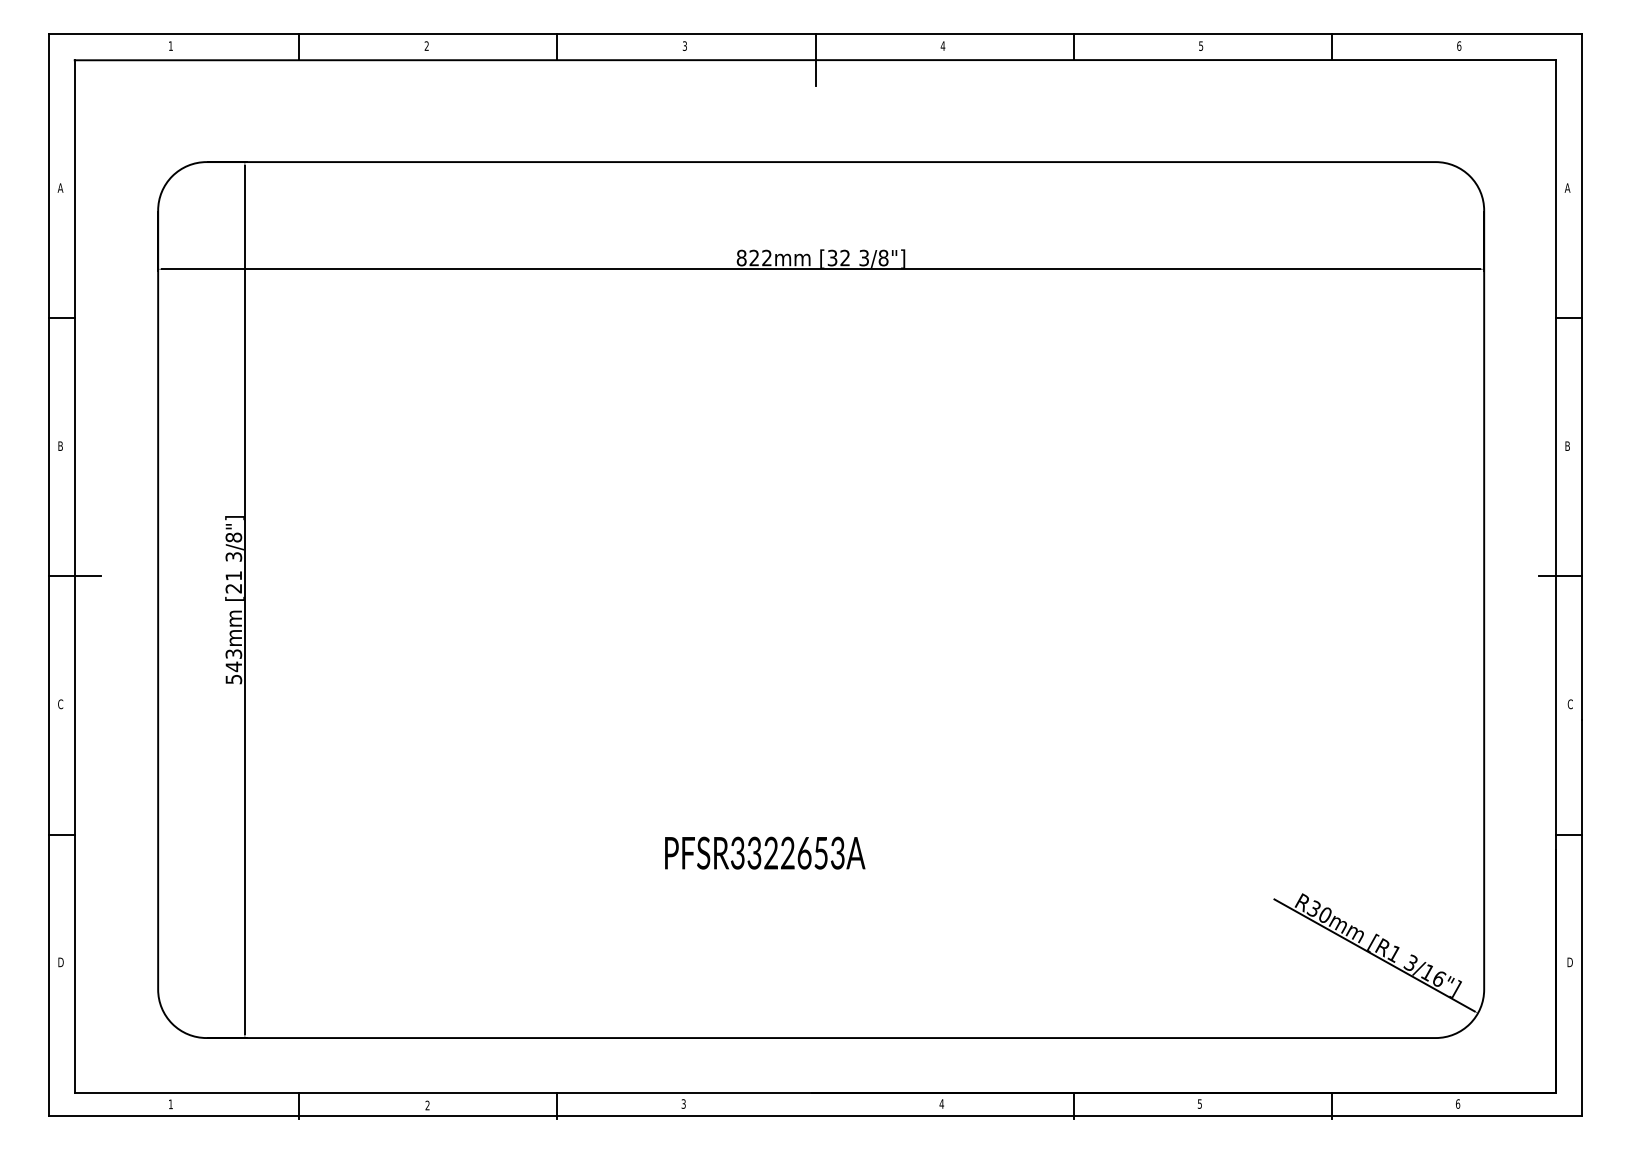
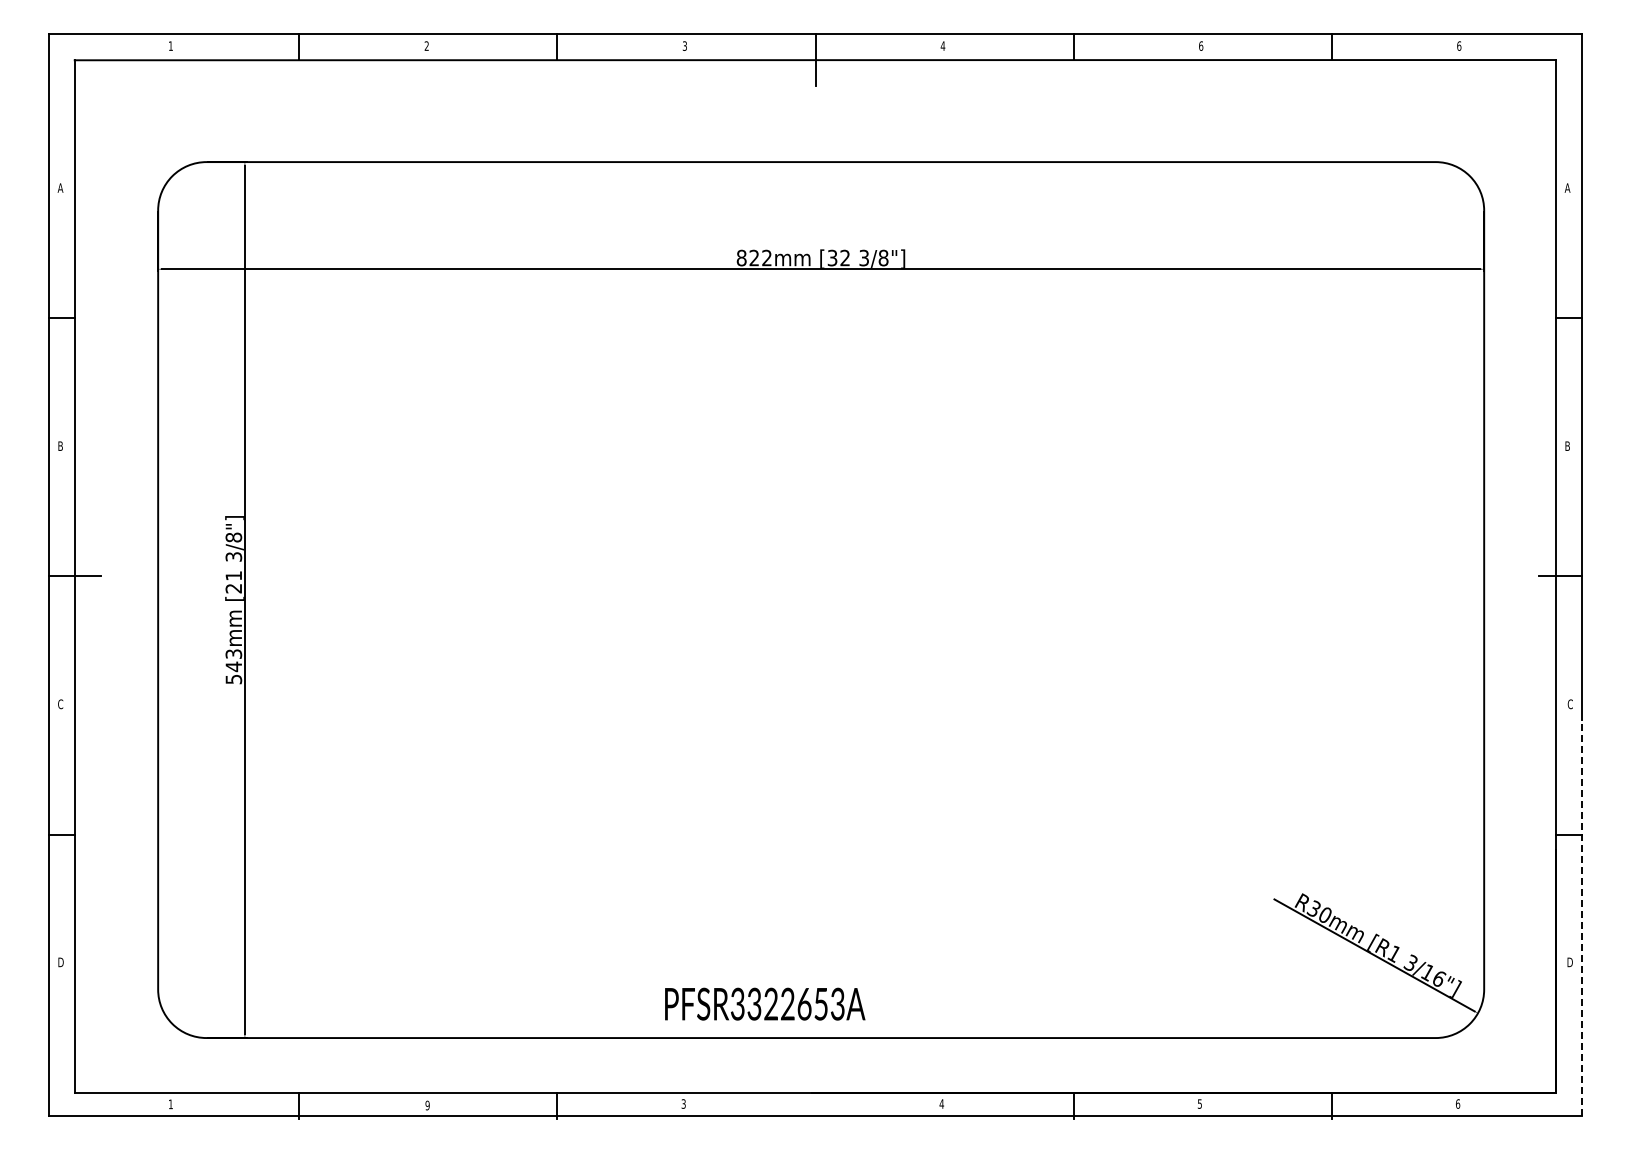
text: 5 -> 6 (1201, 45)
text position: (765, 852) -> (765, 1003) (765, 1003)
line: solid -> dashed (1581, 917)
text: 2 -> 9 (427, 1105)
